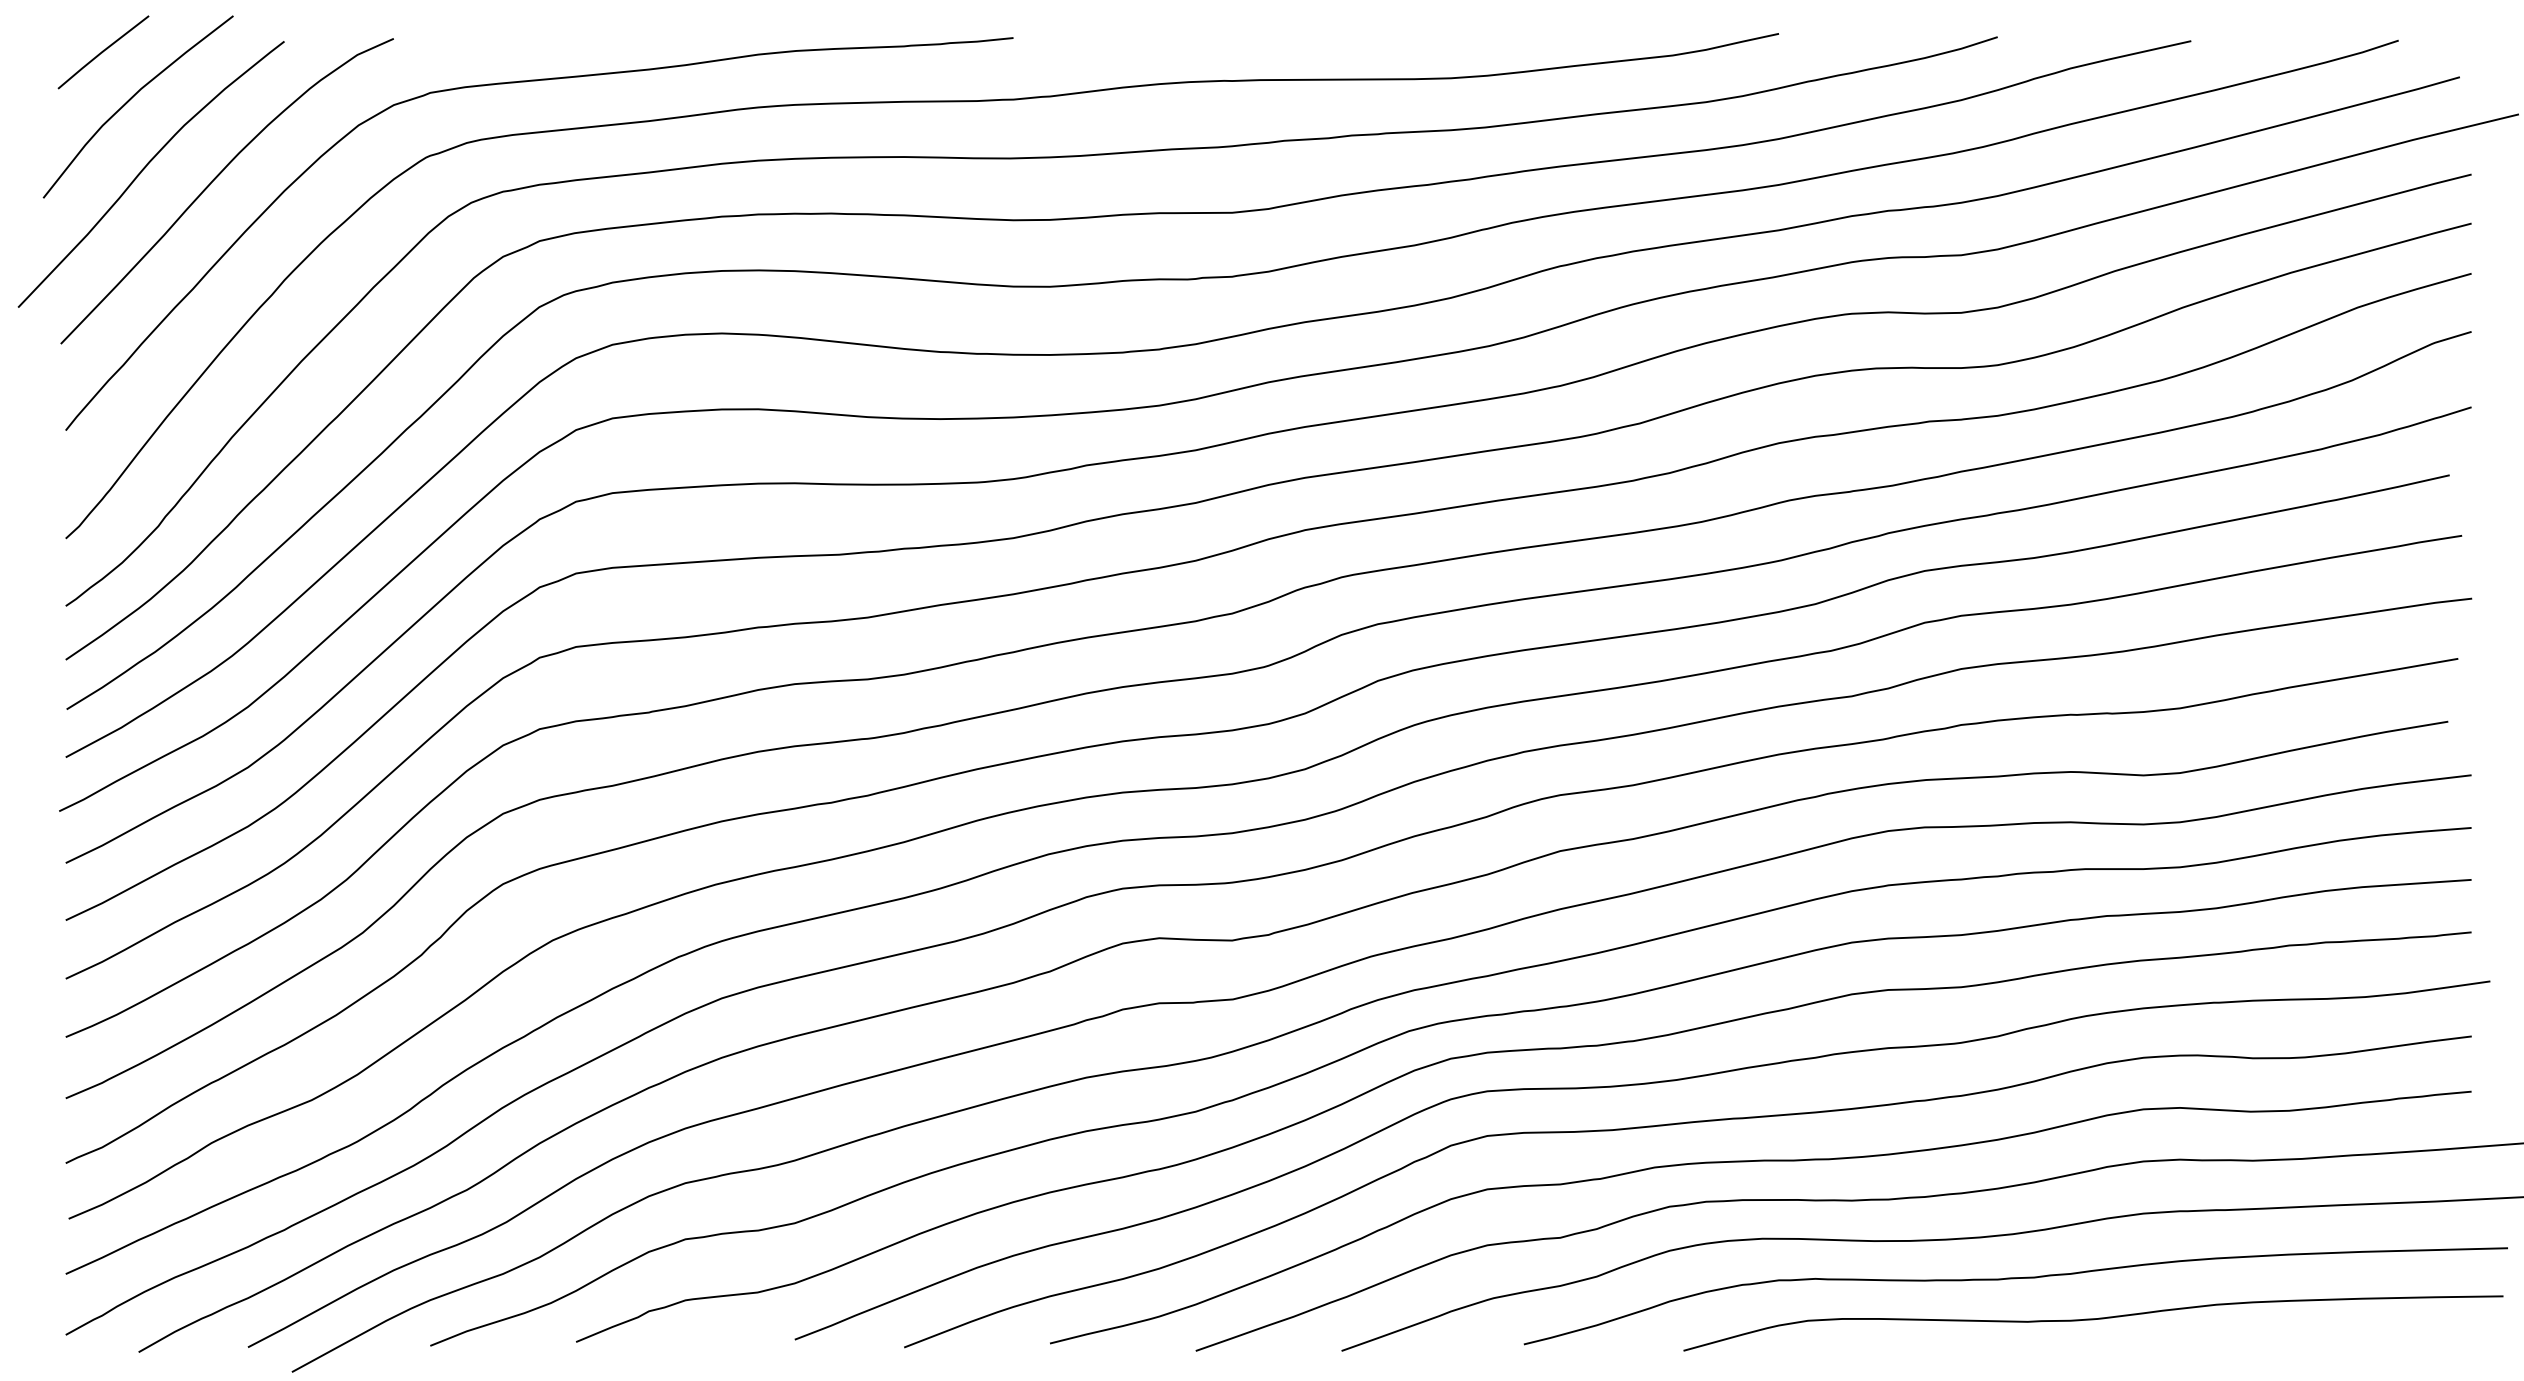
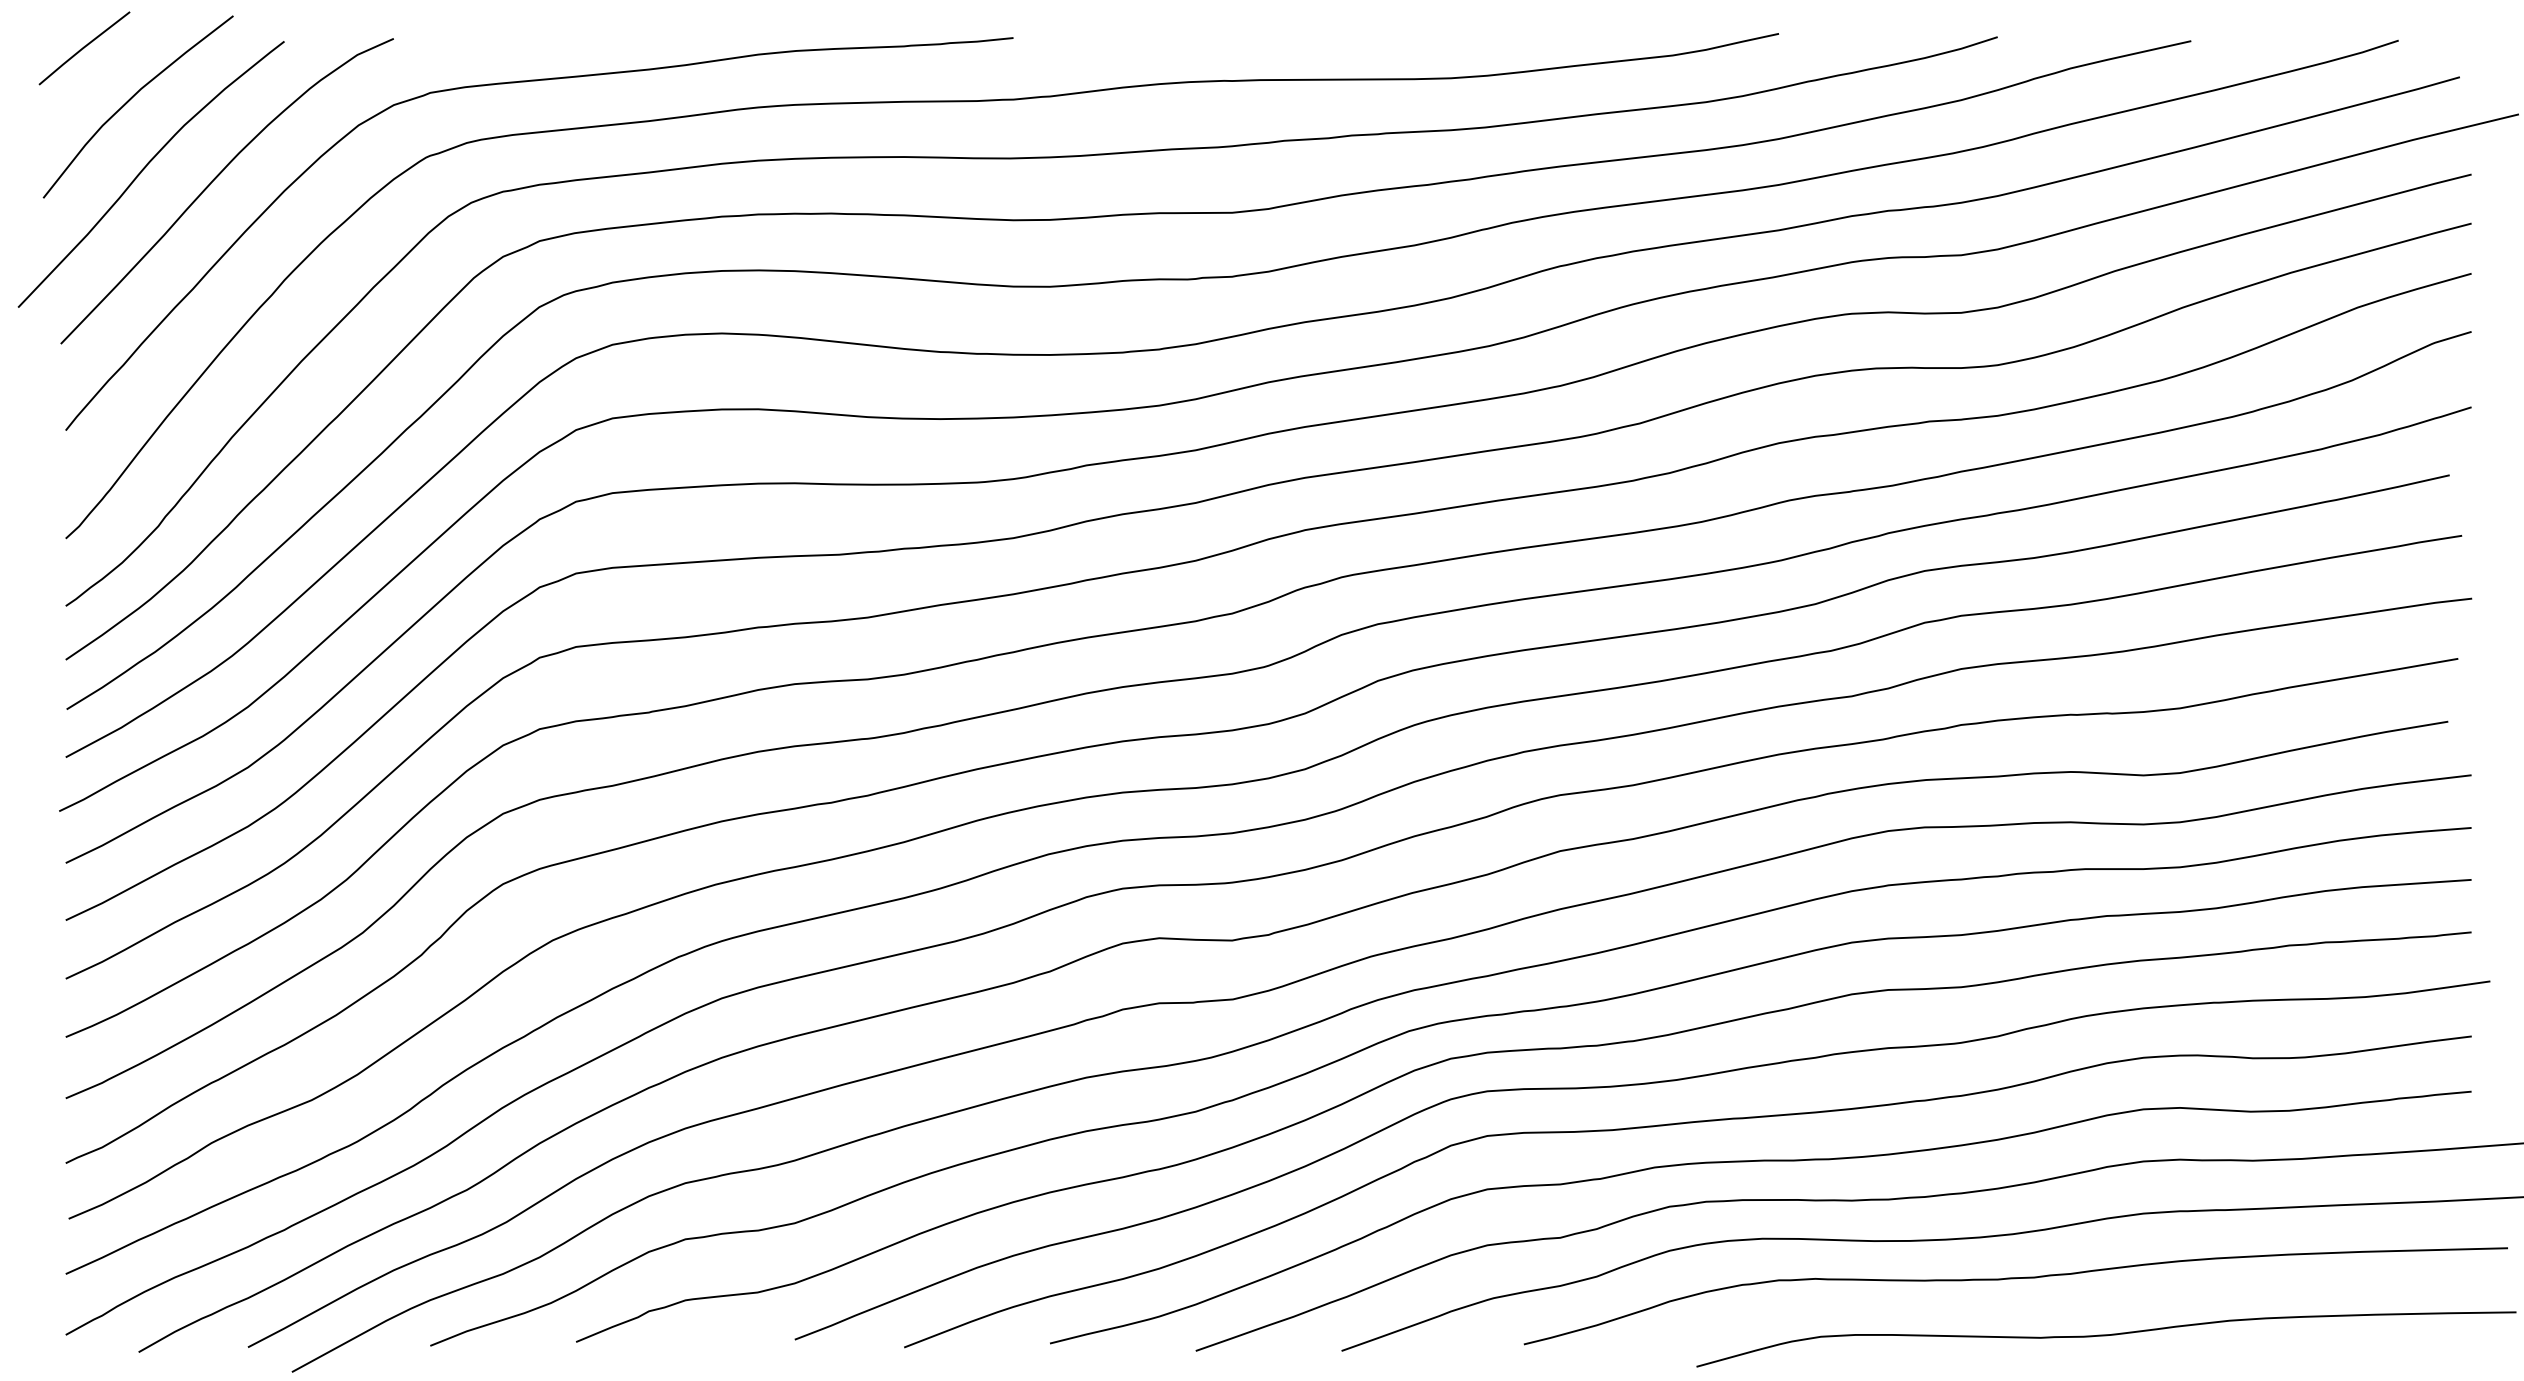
line position: (103, 52) -> (84, 48) (84, 48)
curve position: (2093, 1320) -> (2106, 1336) (2106, 1336)
